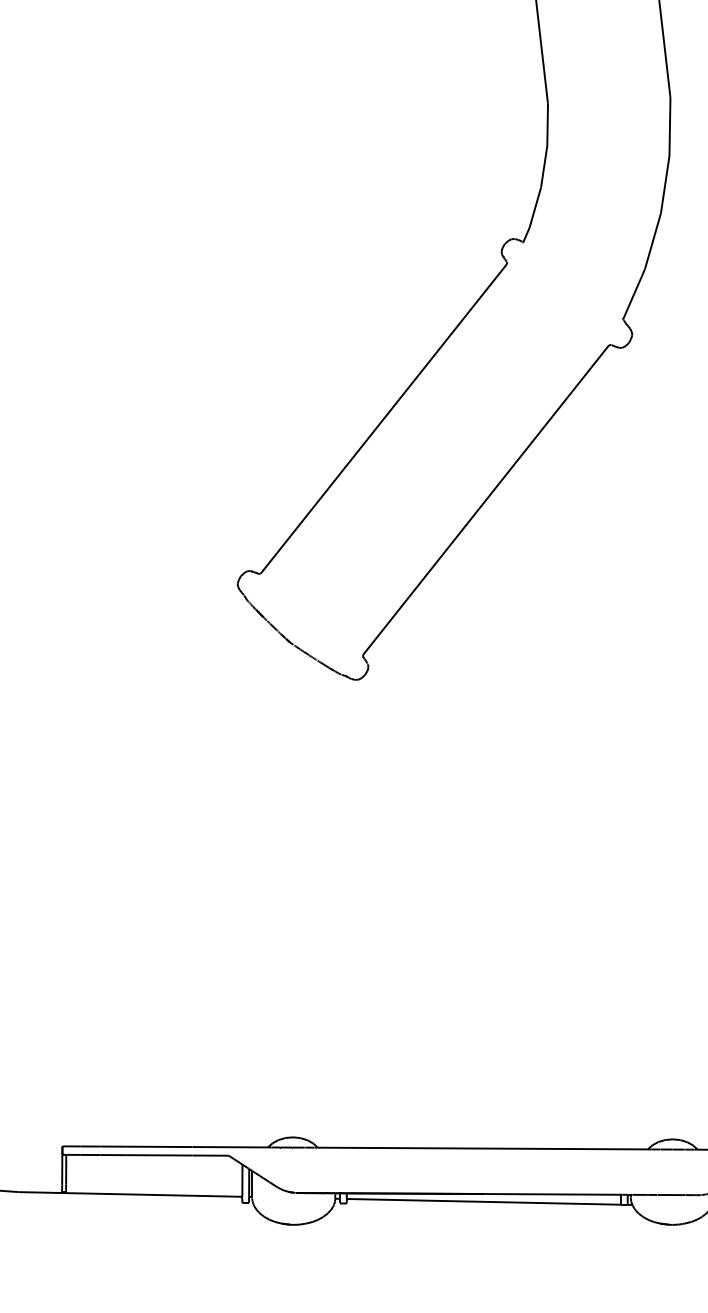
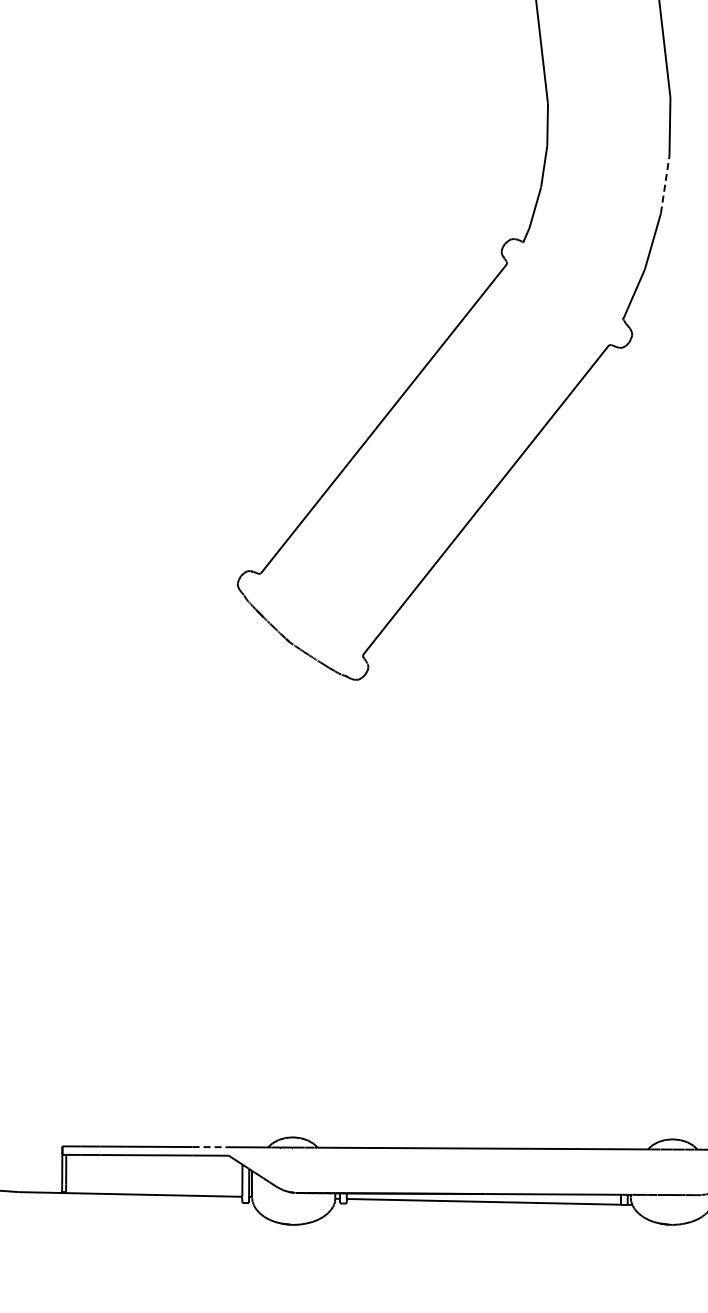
line: solid -> dashed (665, 184)
line: solid -> dashed (211, 1147)
